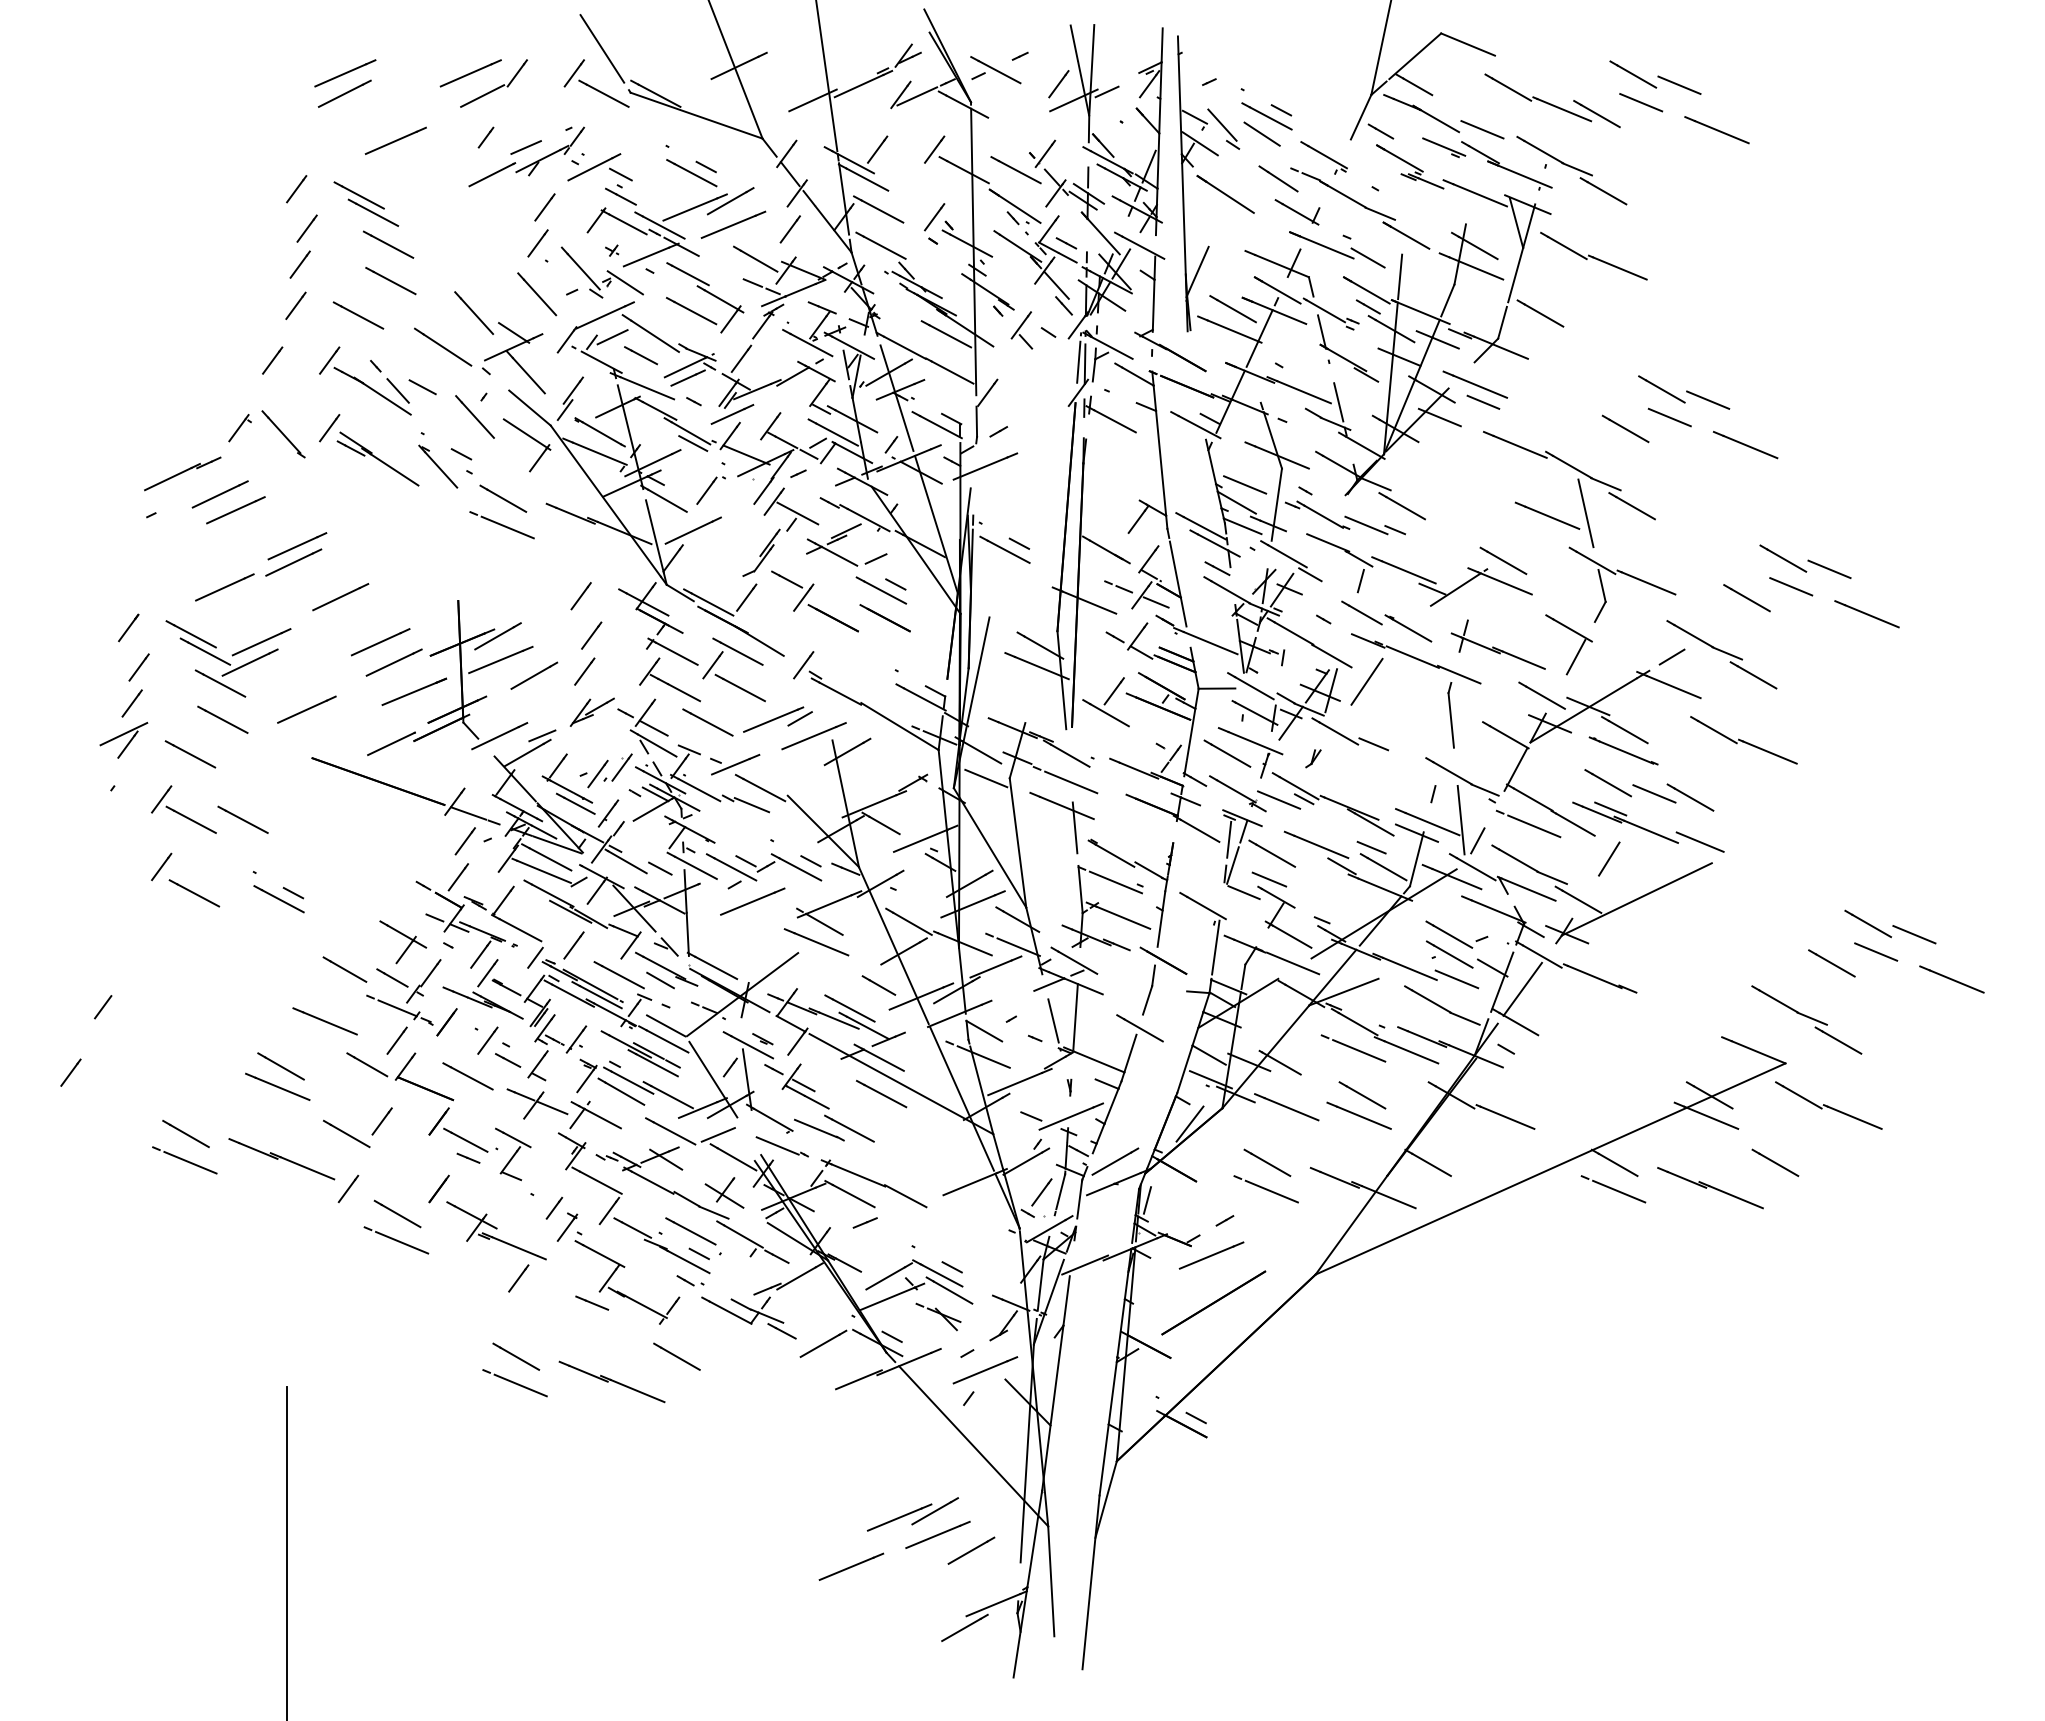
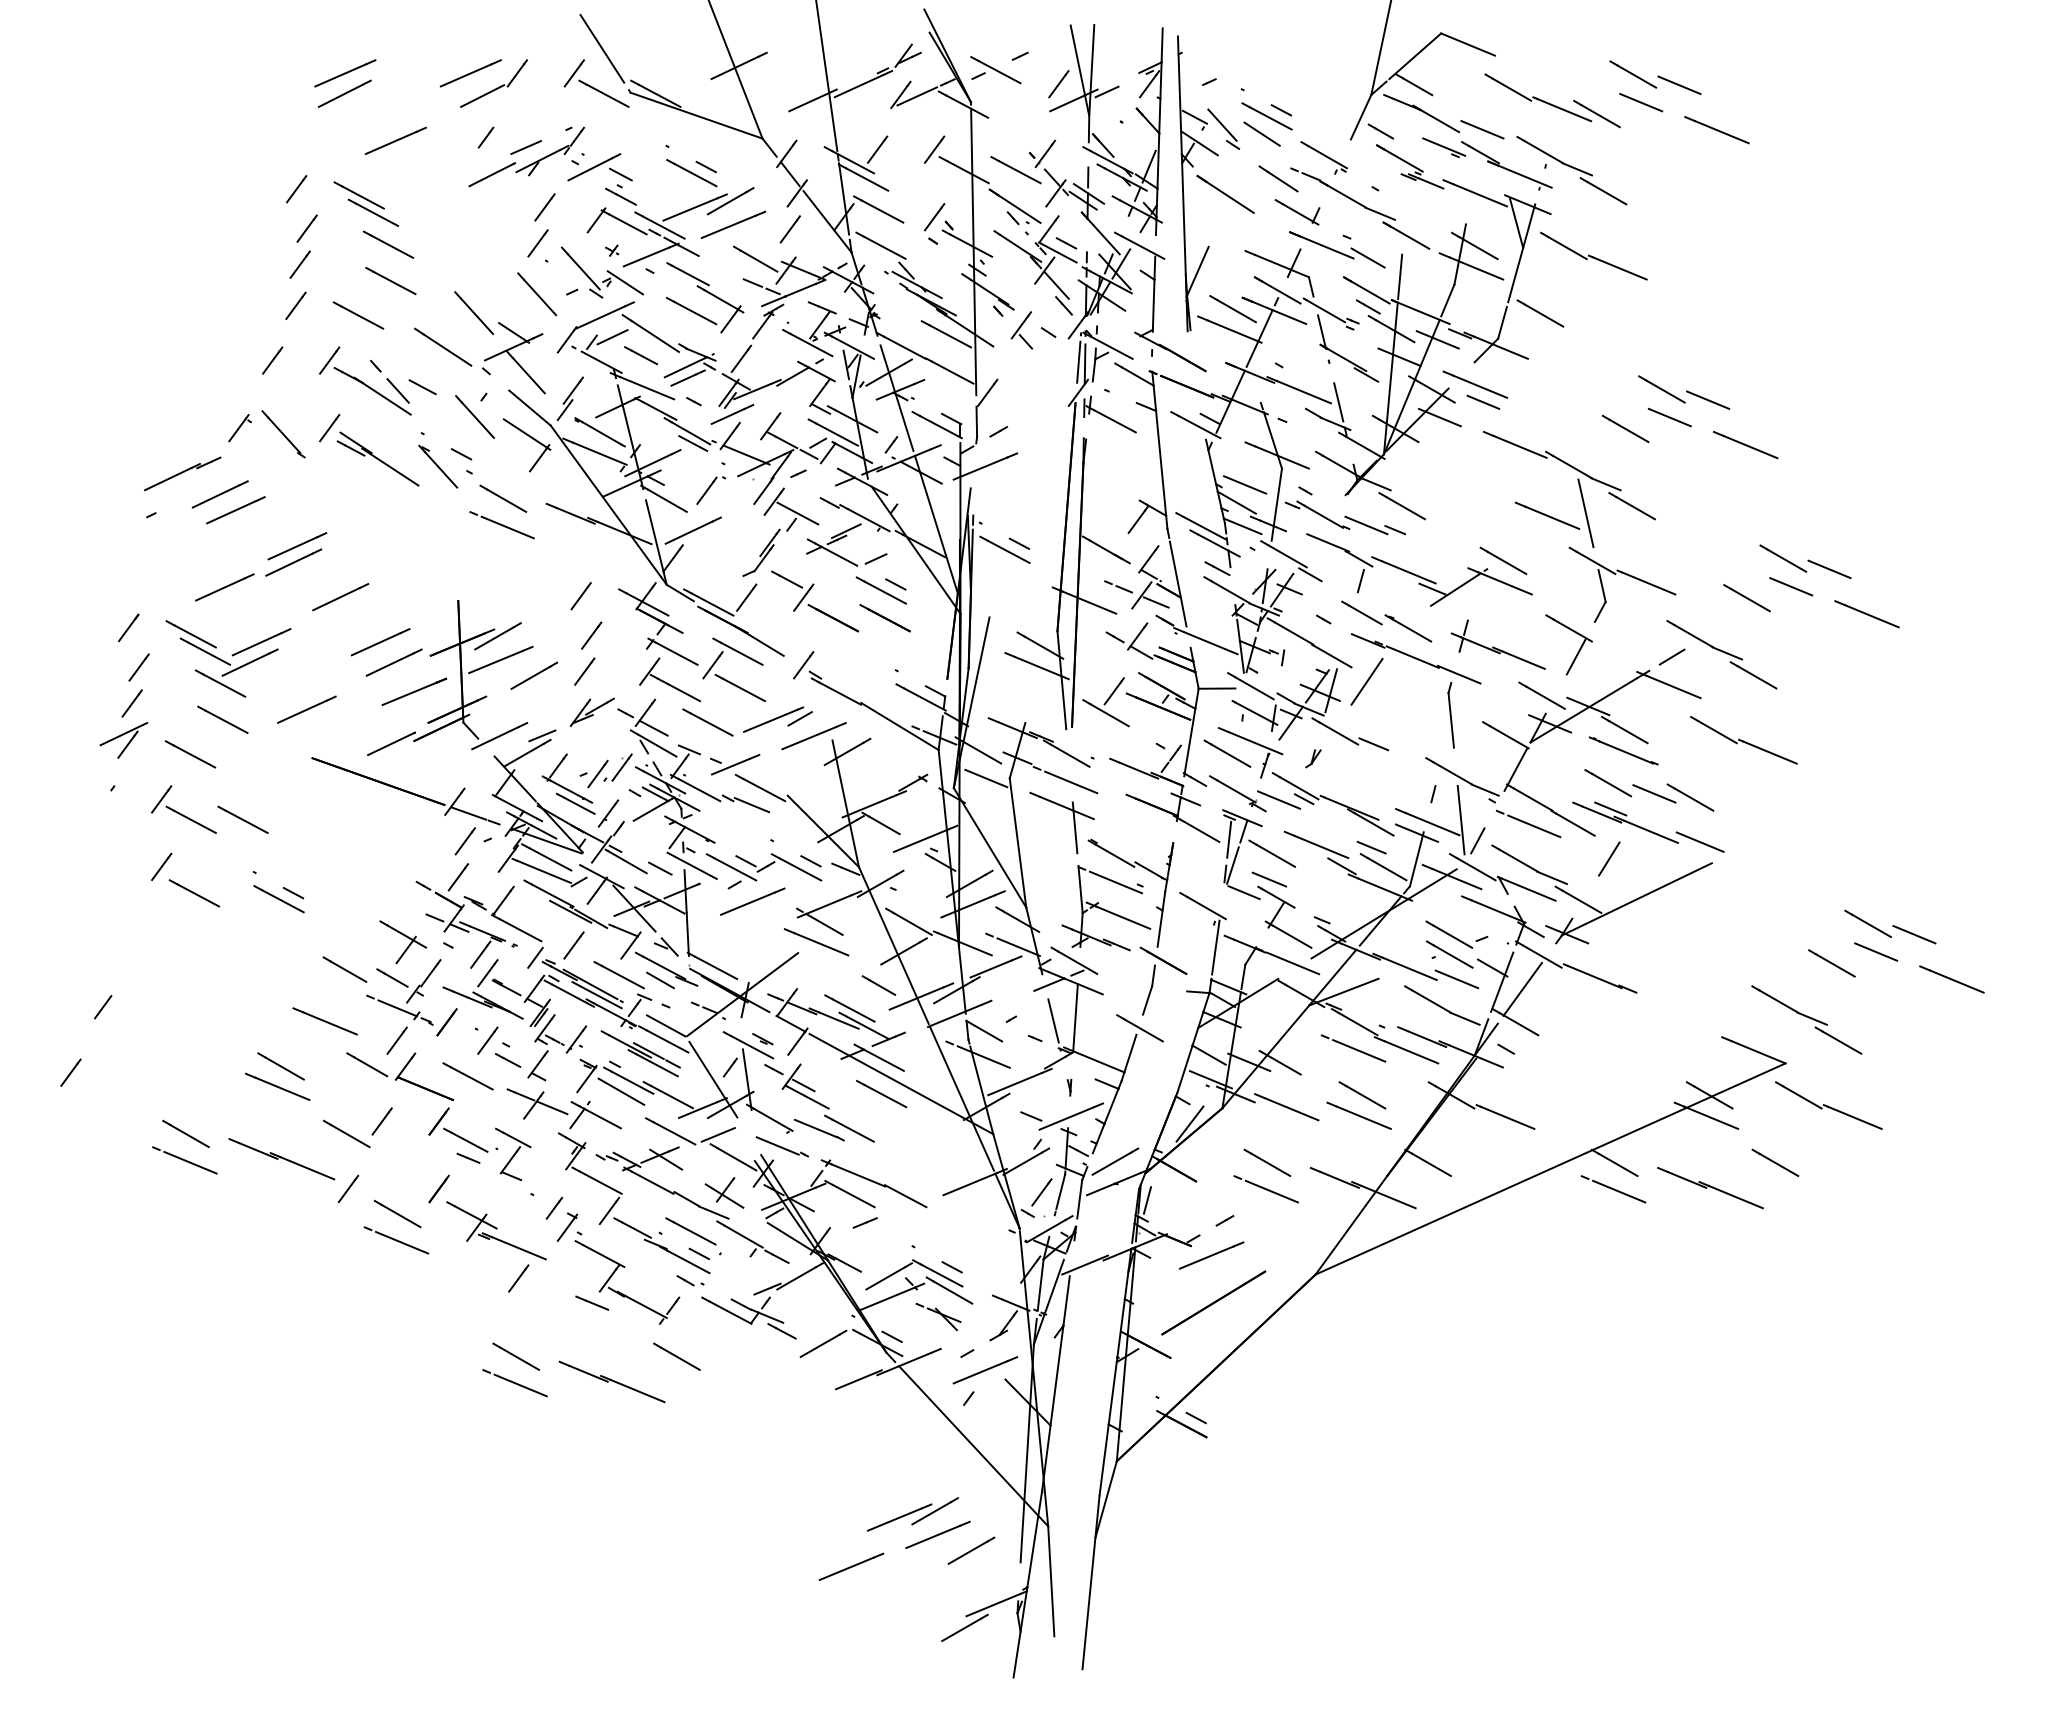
line: present -> none (286, 1552)
